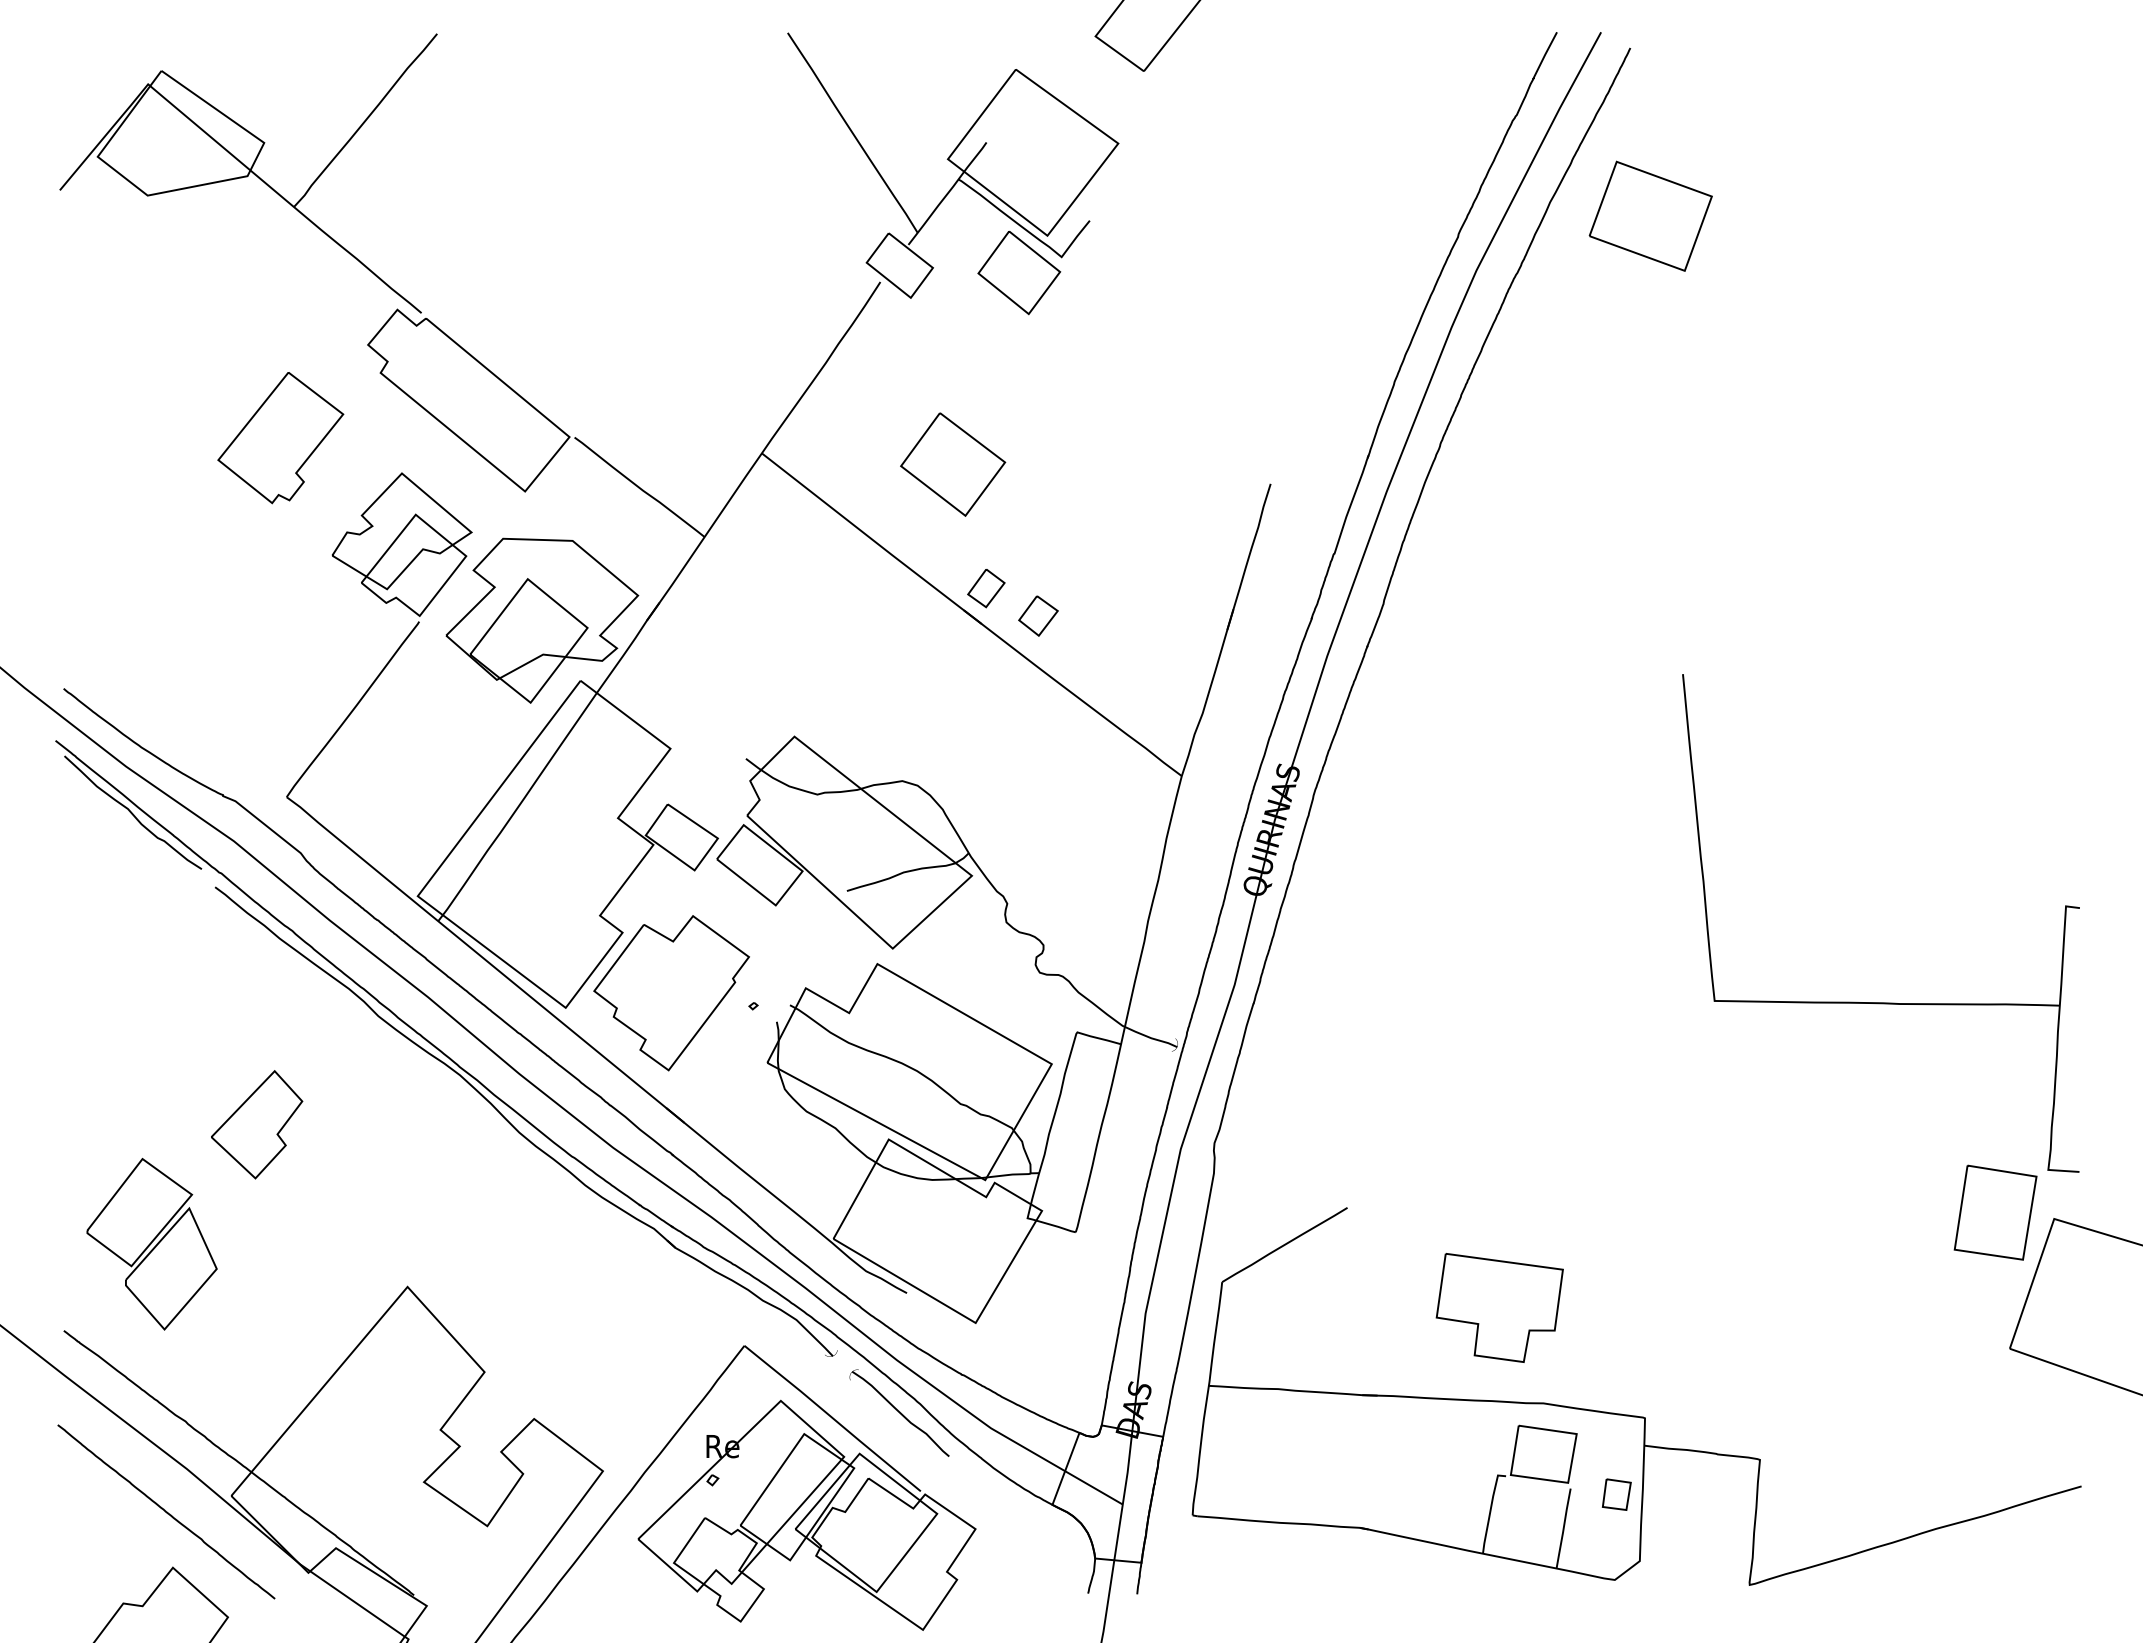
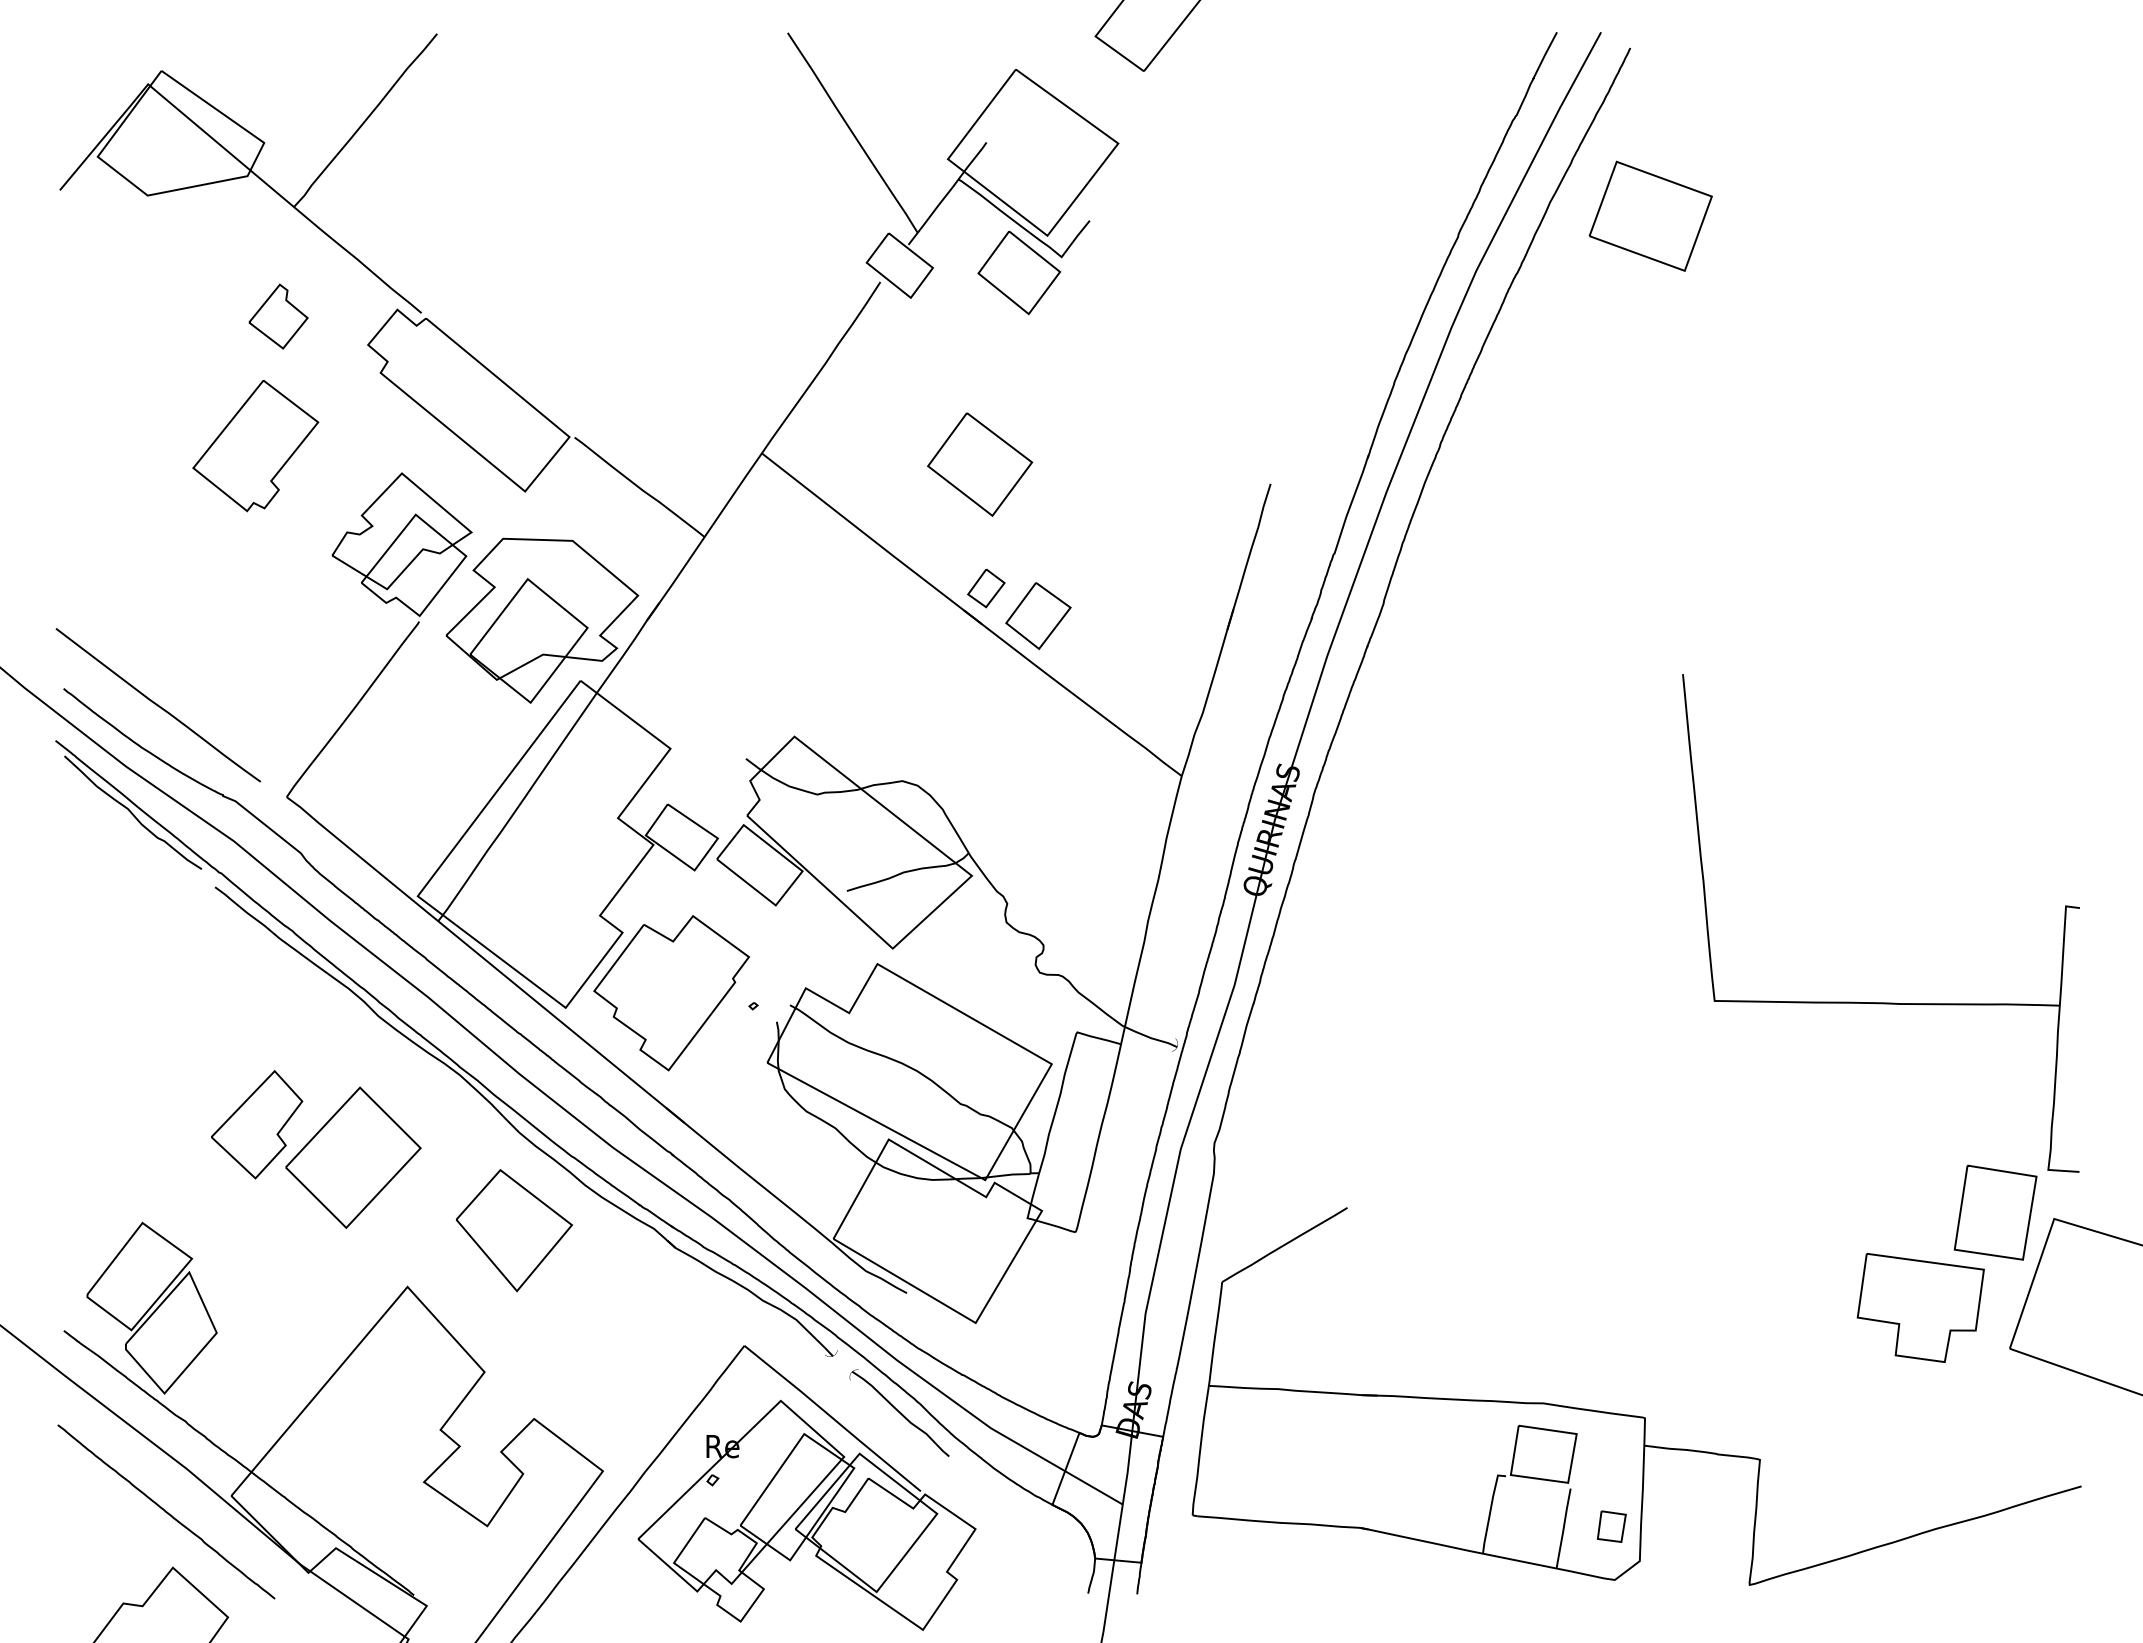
part: none -> present (278, 316)
part position: (280, 438) -> (255, 446) (255, 446)
part position: (953, 464) -> (980, 464) (980, 464)
part size: 41x42 px -> 67x68 px (1038, 615)
line: none -> present (157, 705)
part: none -> present (353, 1157)
part: none -> present (514, 1230)
part position: (151, 1244) -> (151, 1308) (151, 1308)
part position: (1499, 1307) -> (1920, 1307) (1920, 1307)
part position: (1616, 1494) -> (1611, 1526) (1611, 1526)
